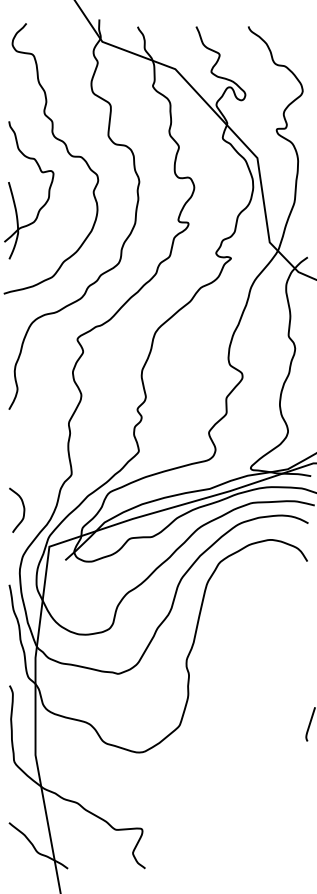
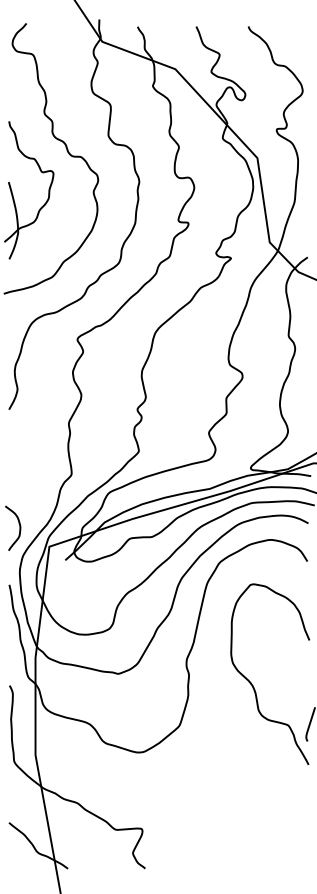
curve position: (23, 509) -> (19, 527) (19, 527)
curve: none -> present (252, 683)
